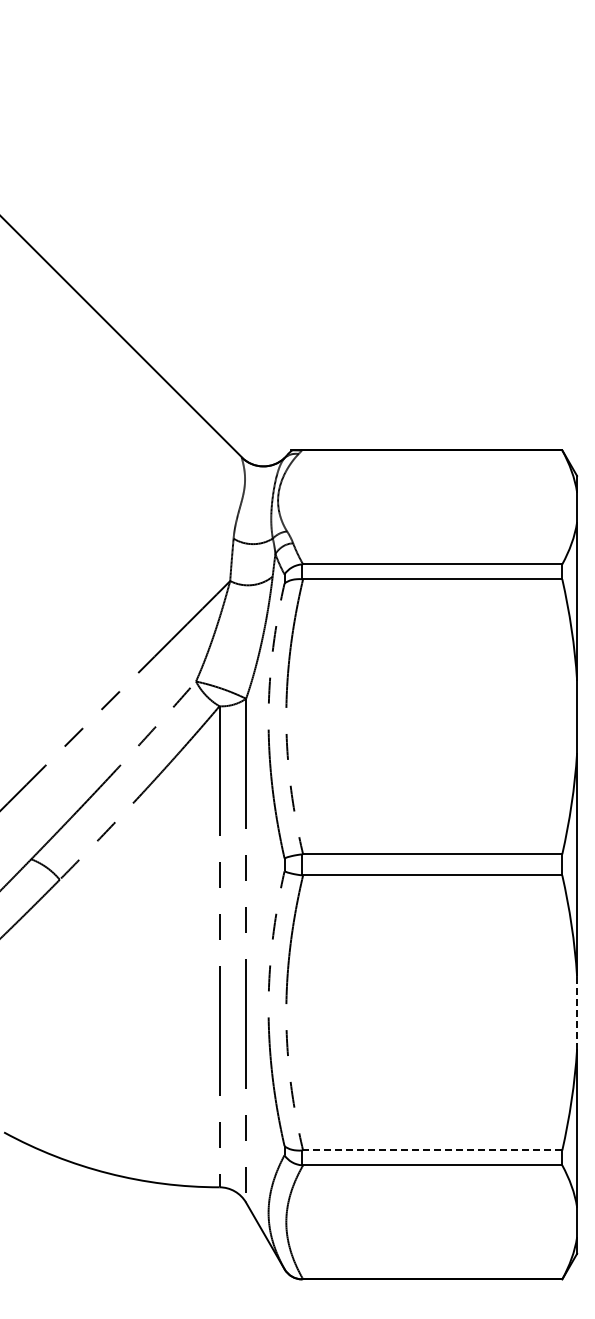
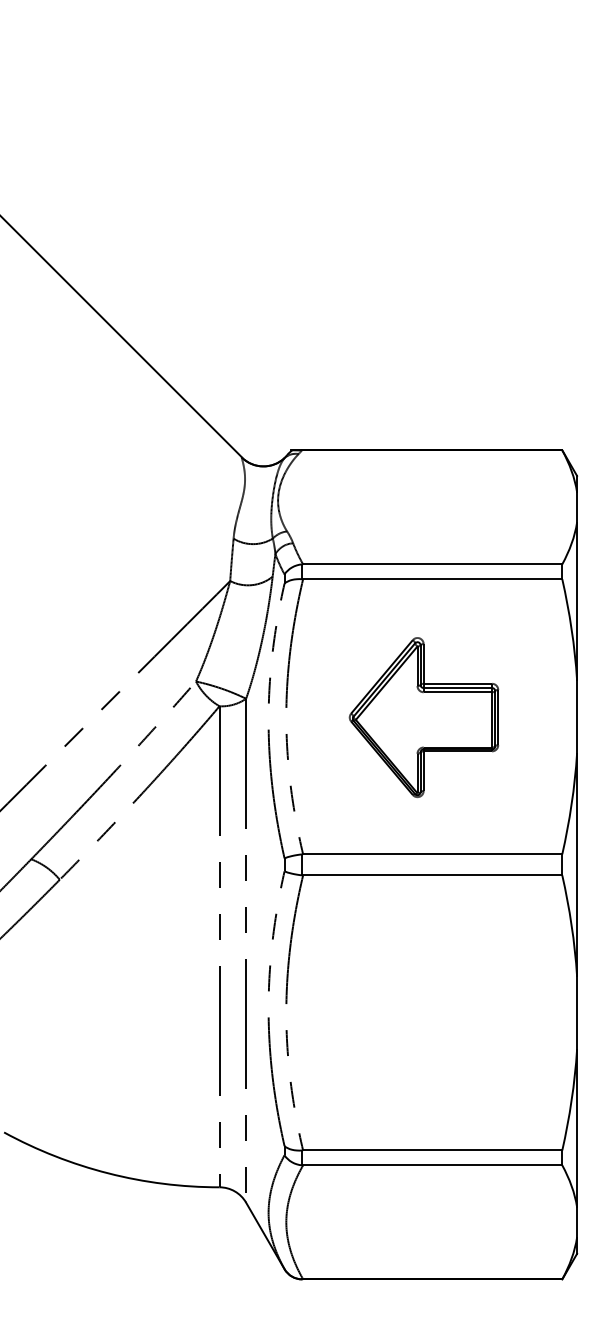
part: none -> present (423, 717)
line: dashed -> solid (577, 1012)
line: dashed -> solid (432, 1150)
